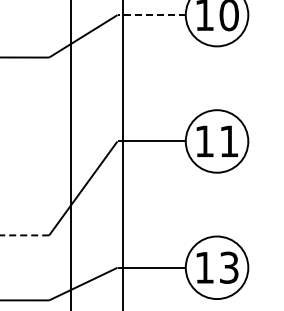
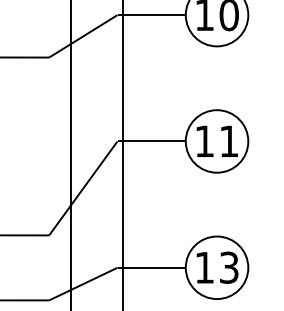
line: dashed -> solid (151, 15)
line: dashed -> solid (24, 235)
